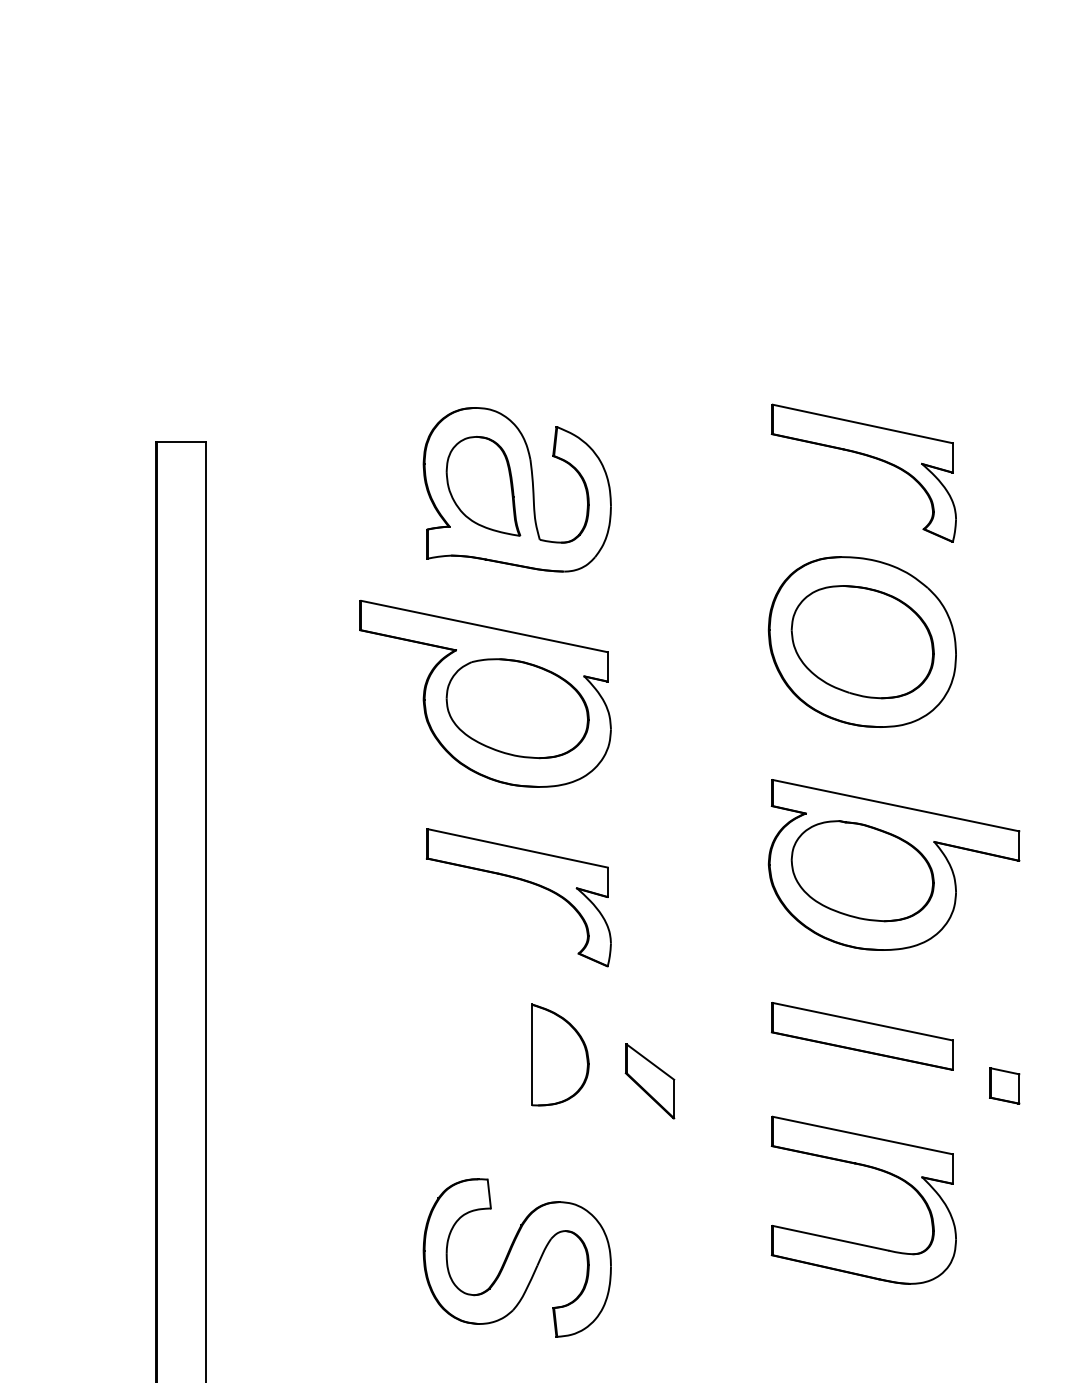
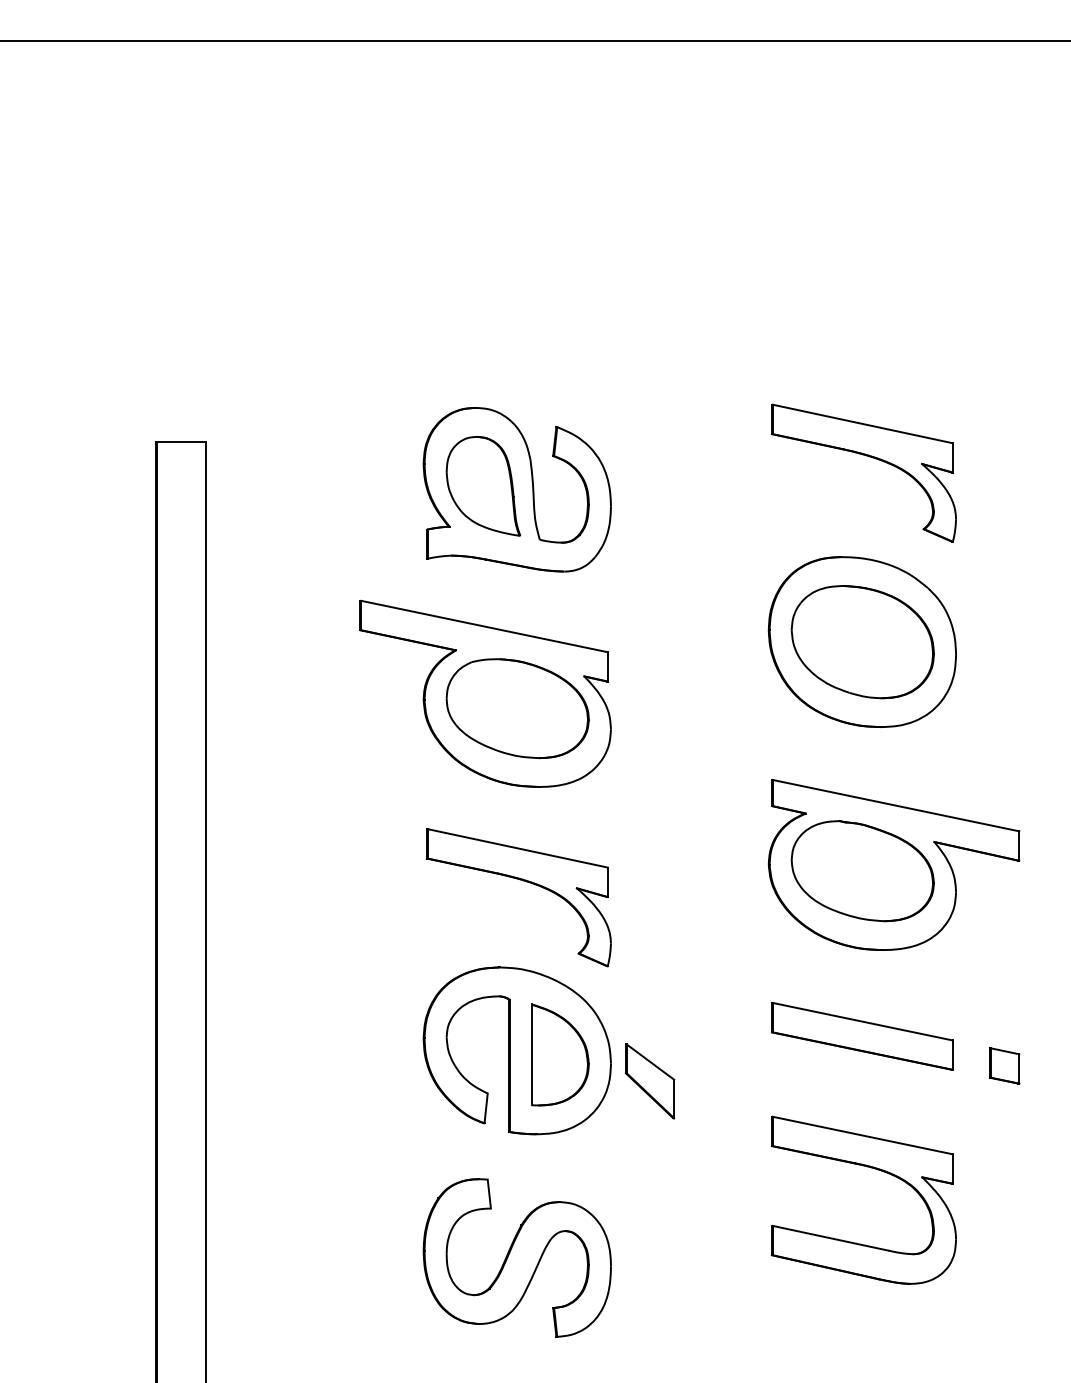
line: none -> present (534, 41)
part: none -> present (516, 1050)
part position: (1004, 1085) -> (1004, 1065) (1004, 1065)
